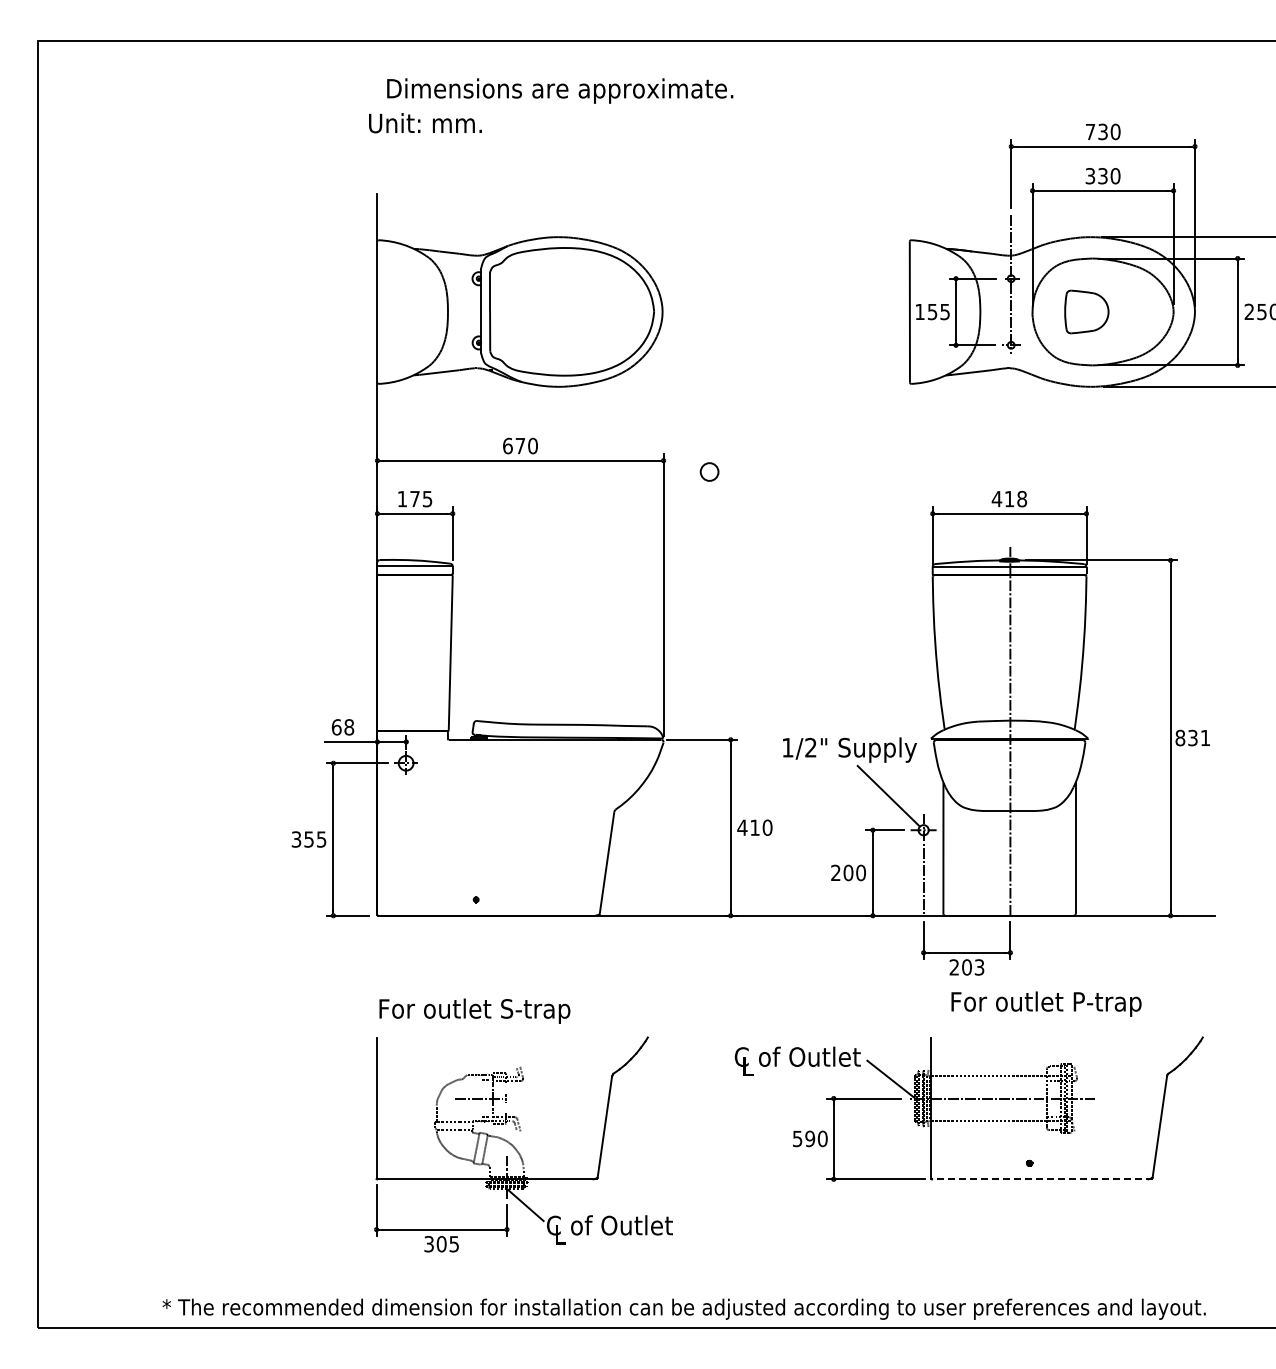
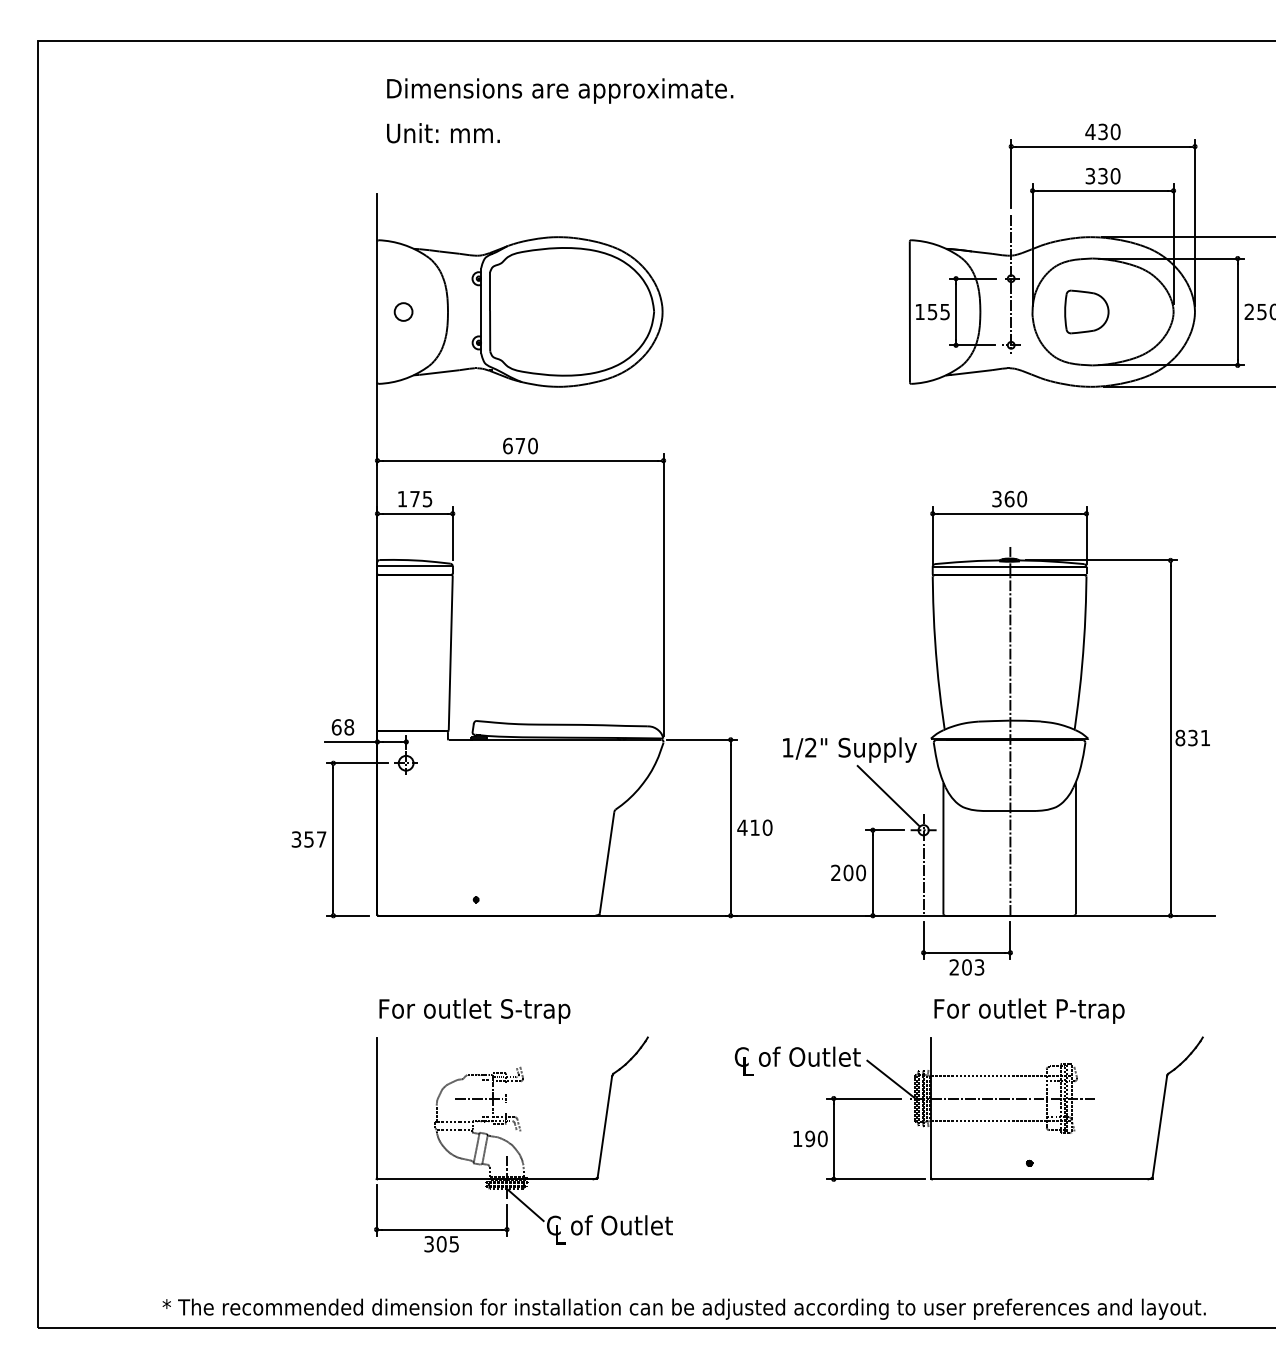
text position: (425, 123) -> (443, 133) (443, 133)
text: 730 -> 430 (1090, 131)
circle position: (709, 471) -> (403, 311) (403, 311)
text: 418 -> 360 (1009, 498)
text: 355 -> 357 (321, 839)
text position: (1046, 1003) -> (1029, 1010) (1029, 1010)
text: 590 -> 190 (797, 1139)
line: dashed -> solid (1041, 1179)
